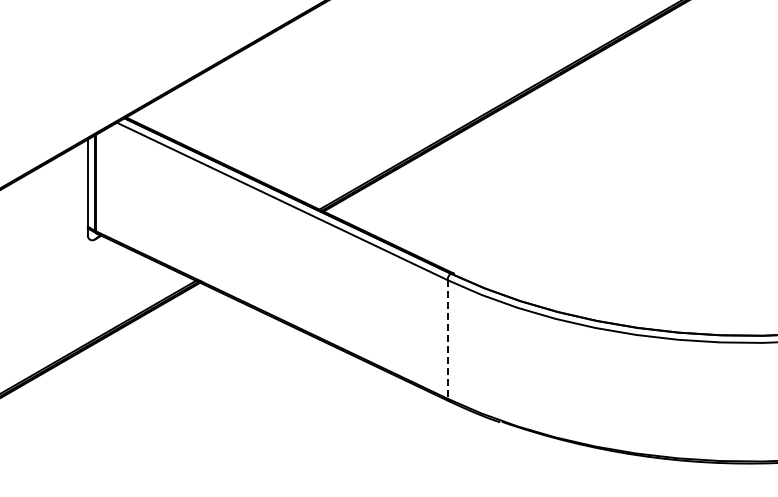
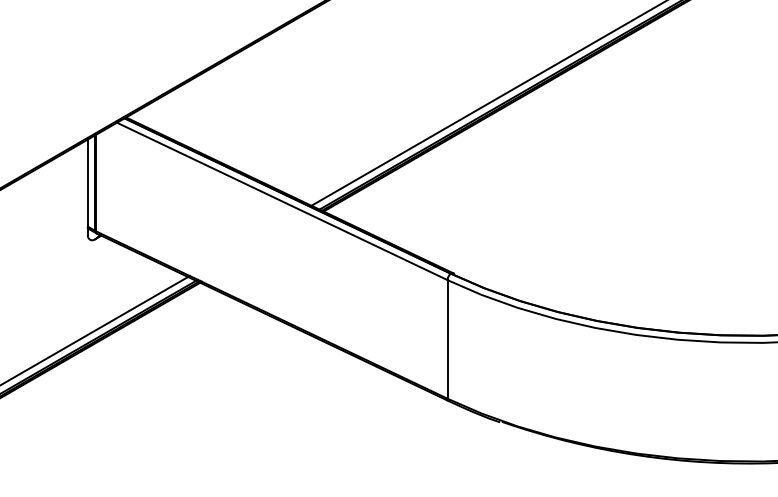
line: none -> present (487, 103)
line: none -> present (95, 330)
line: dashed -> solid (447, 339)
